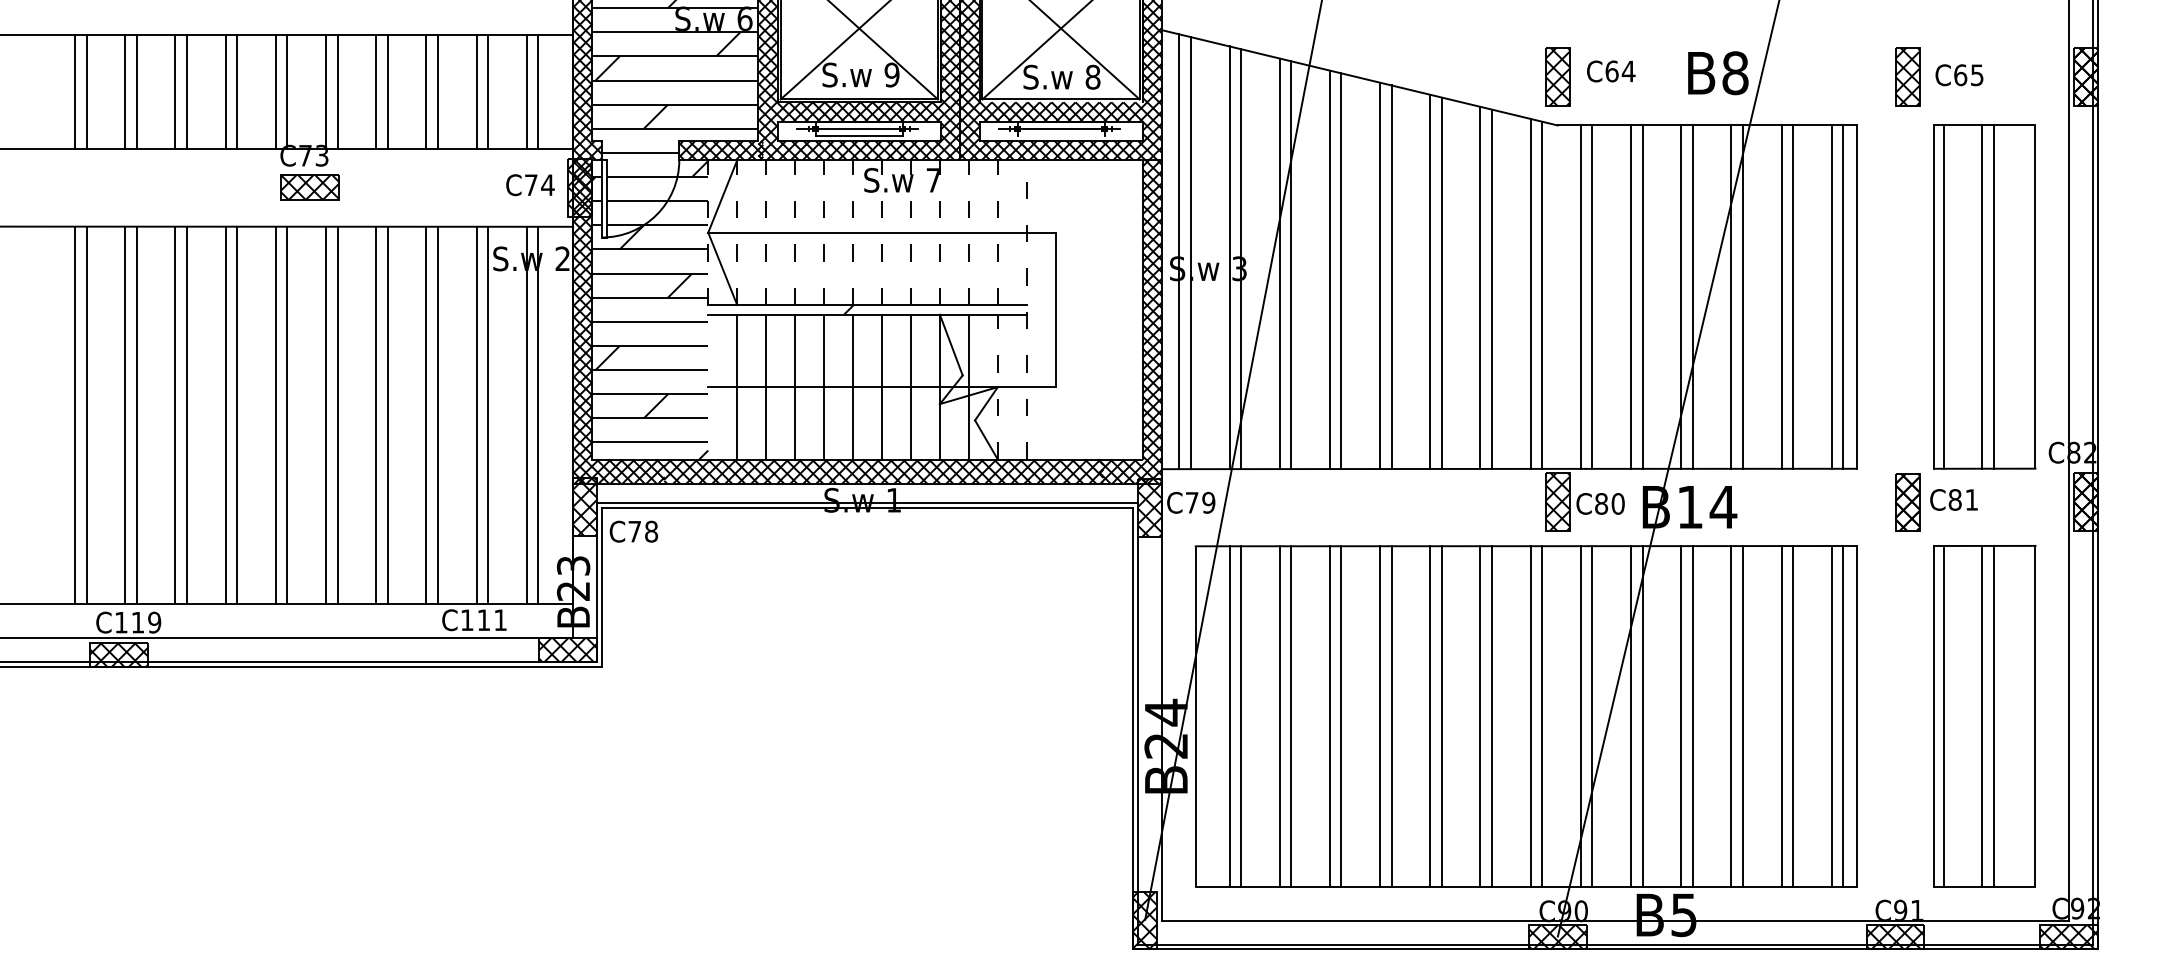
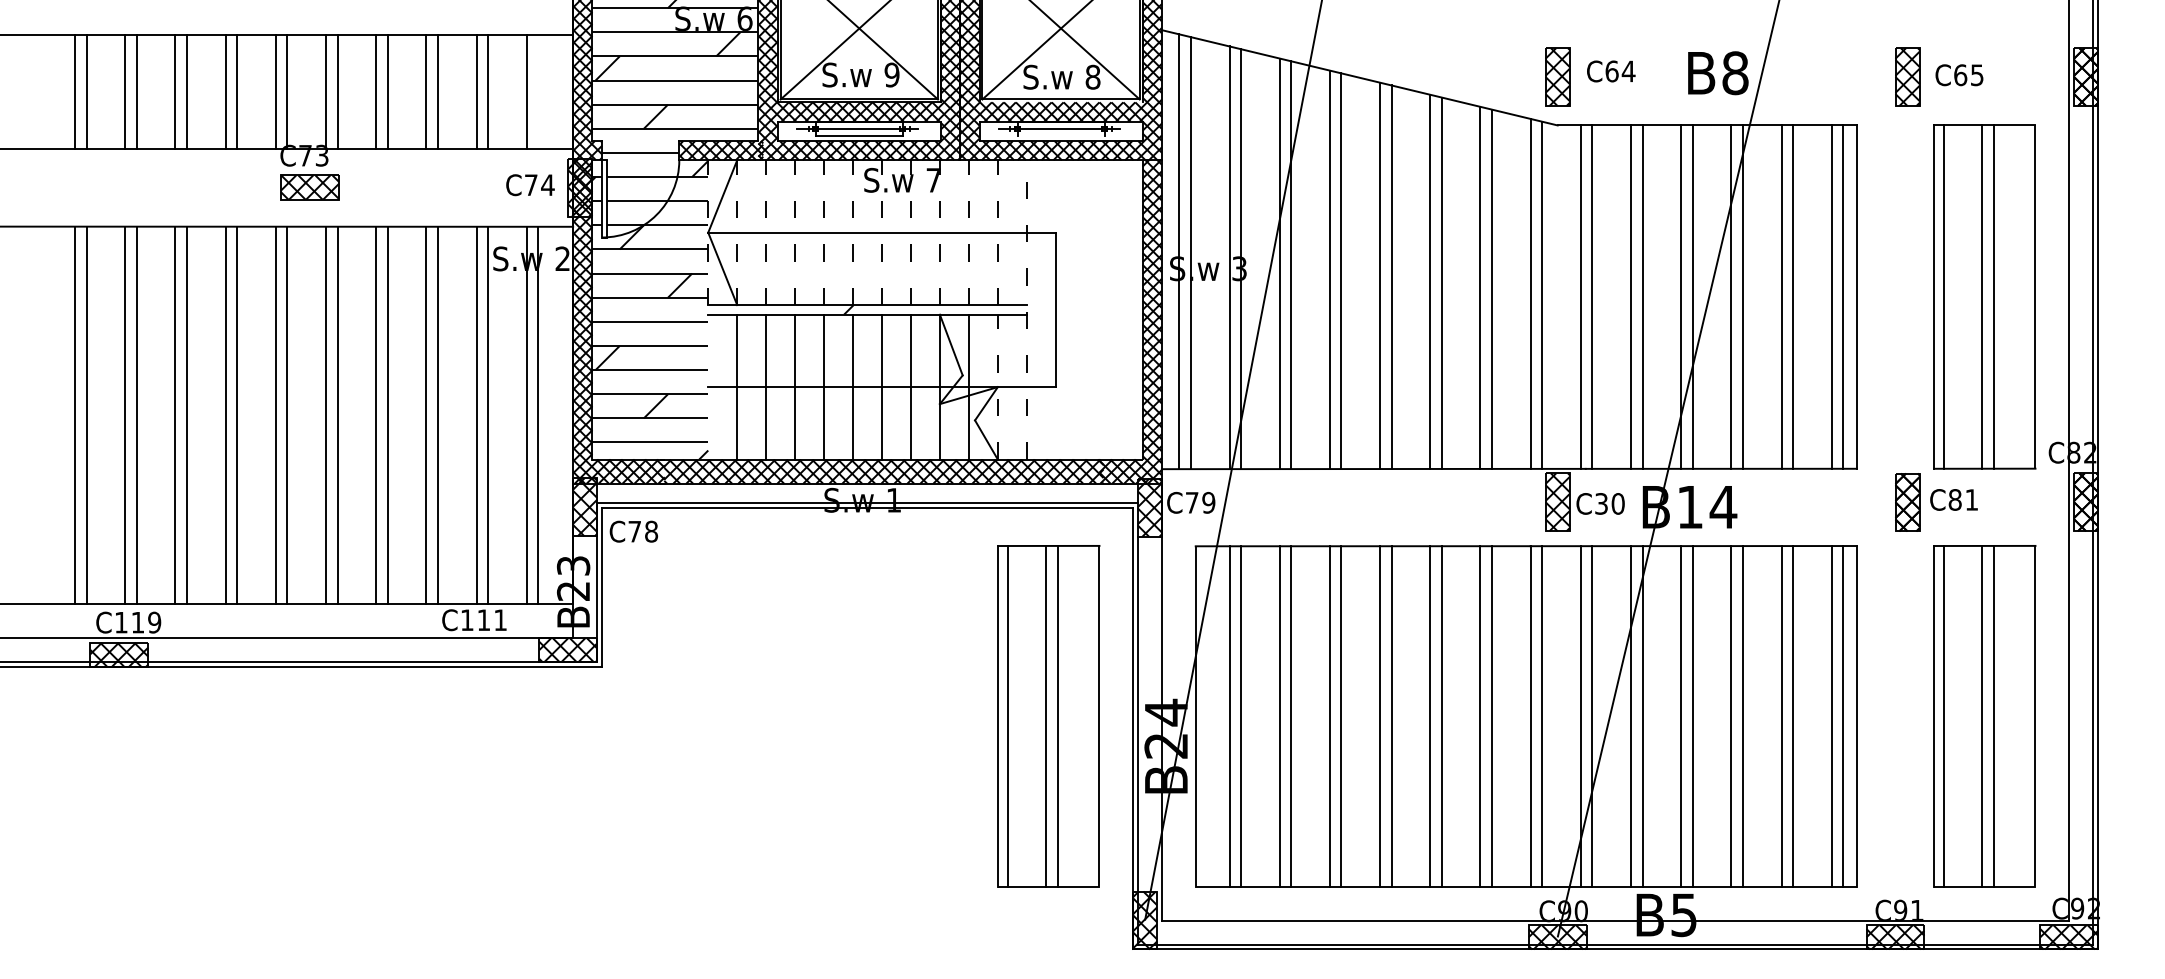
line: present -> none (538, 91)
text: C80 -> C30 (1601, 503)
part: none -> present (1048, 716)
